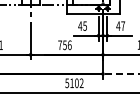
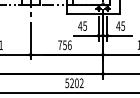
text: 47 -> 45 (123, 25)
line: dashed -> solid (122, 73)
text: 5102 -> 5202 (71, 82)
